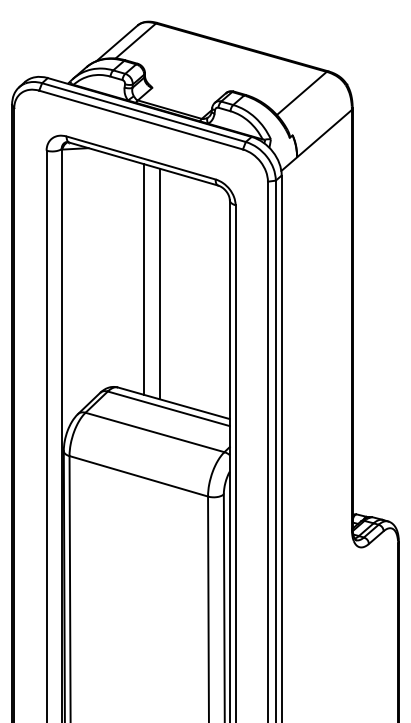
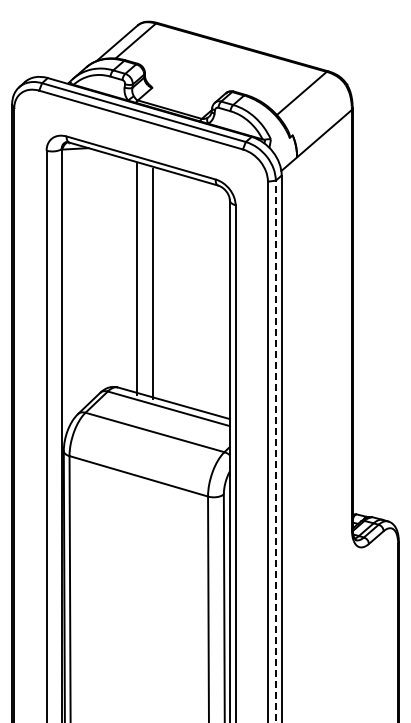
line position: (144, 279) -> (137, 279) (137, 279)
line position: (160, 283) -> (153, 283) (153, 283)
line: solid -> dashed (275, 451)
